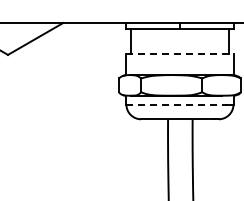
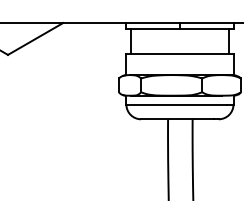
line: dashed -> solid (179, 54)
line: dashed -> solid (177, 104)
